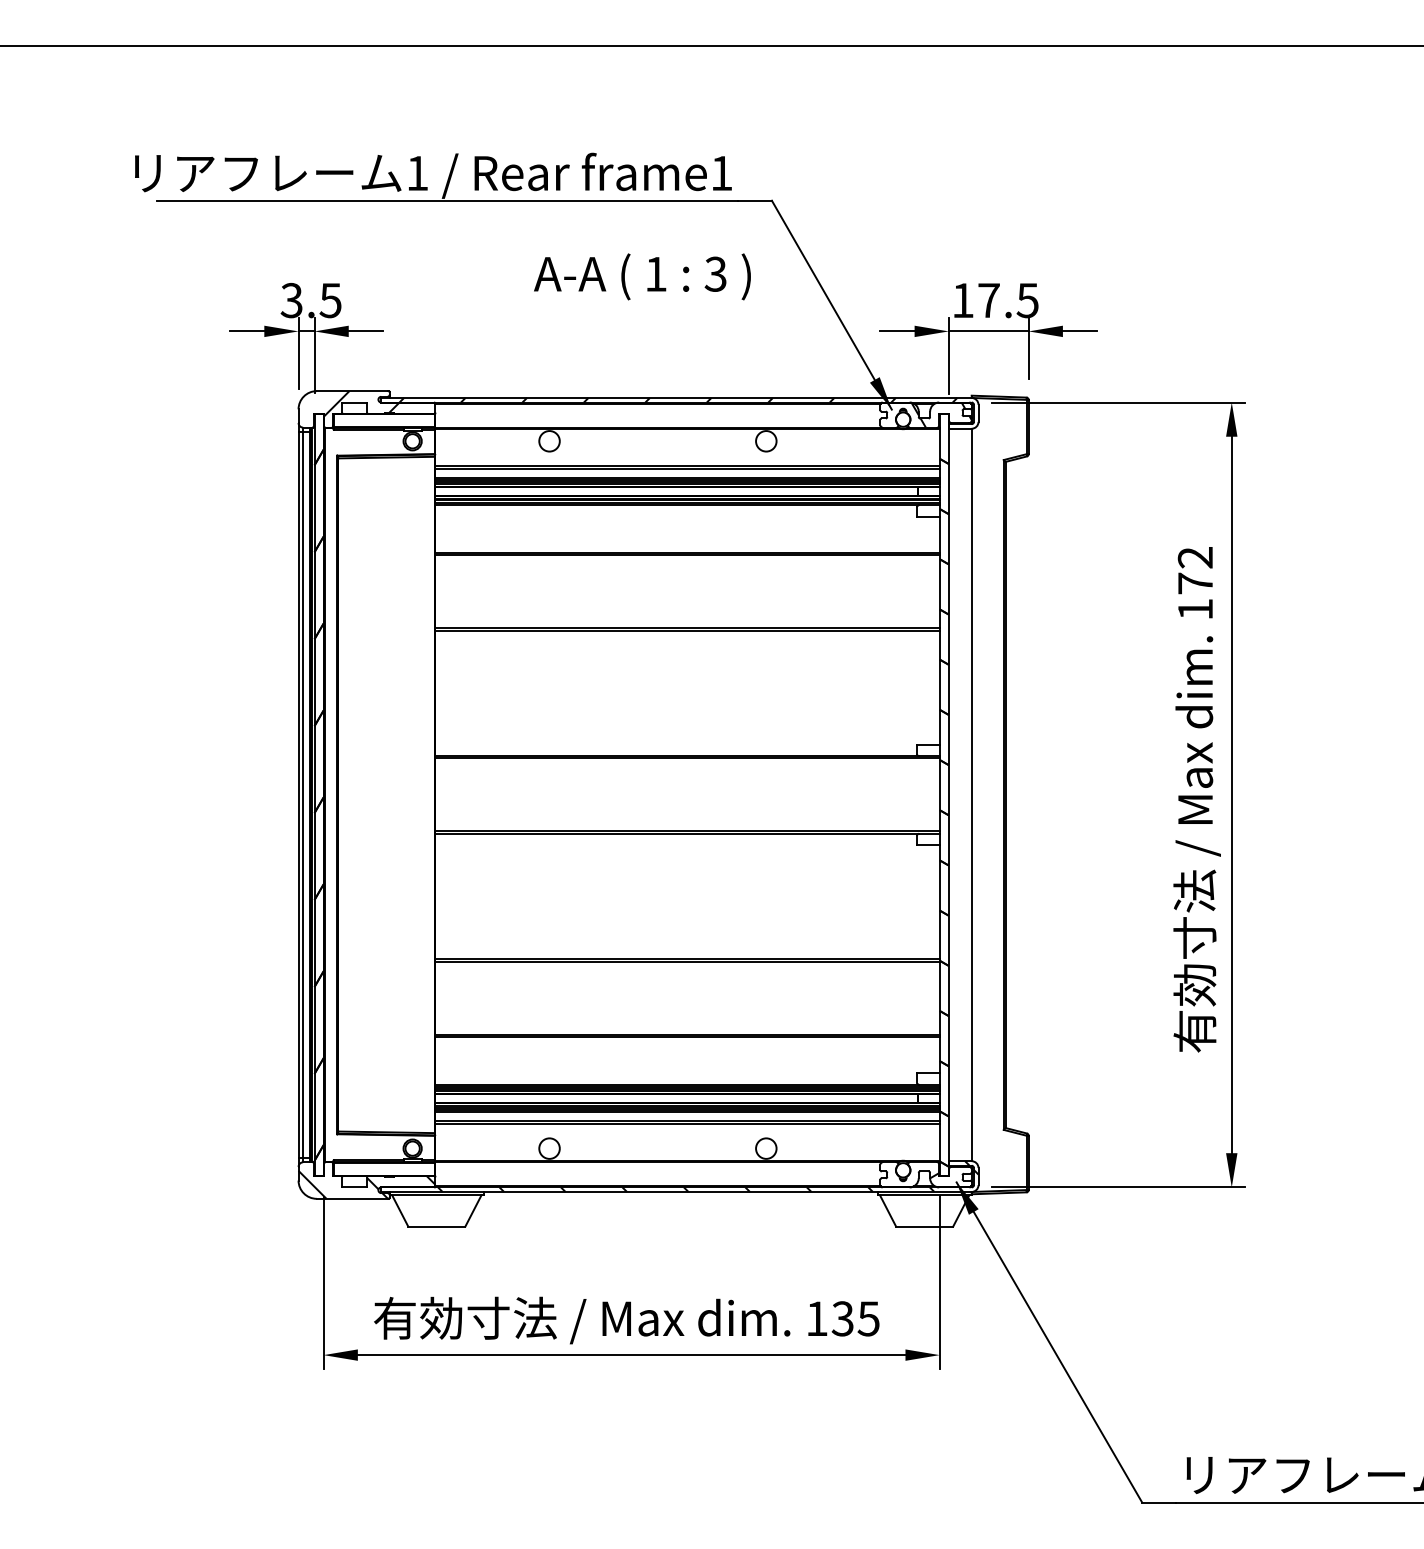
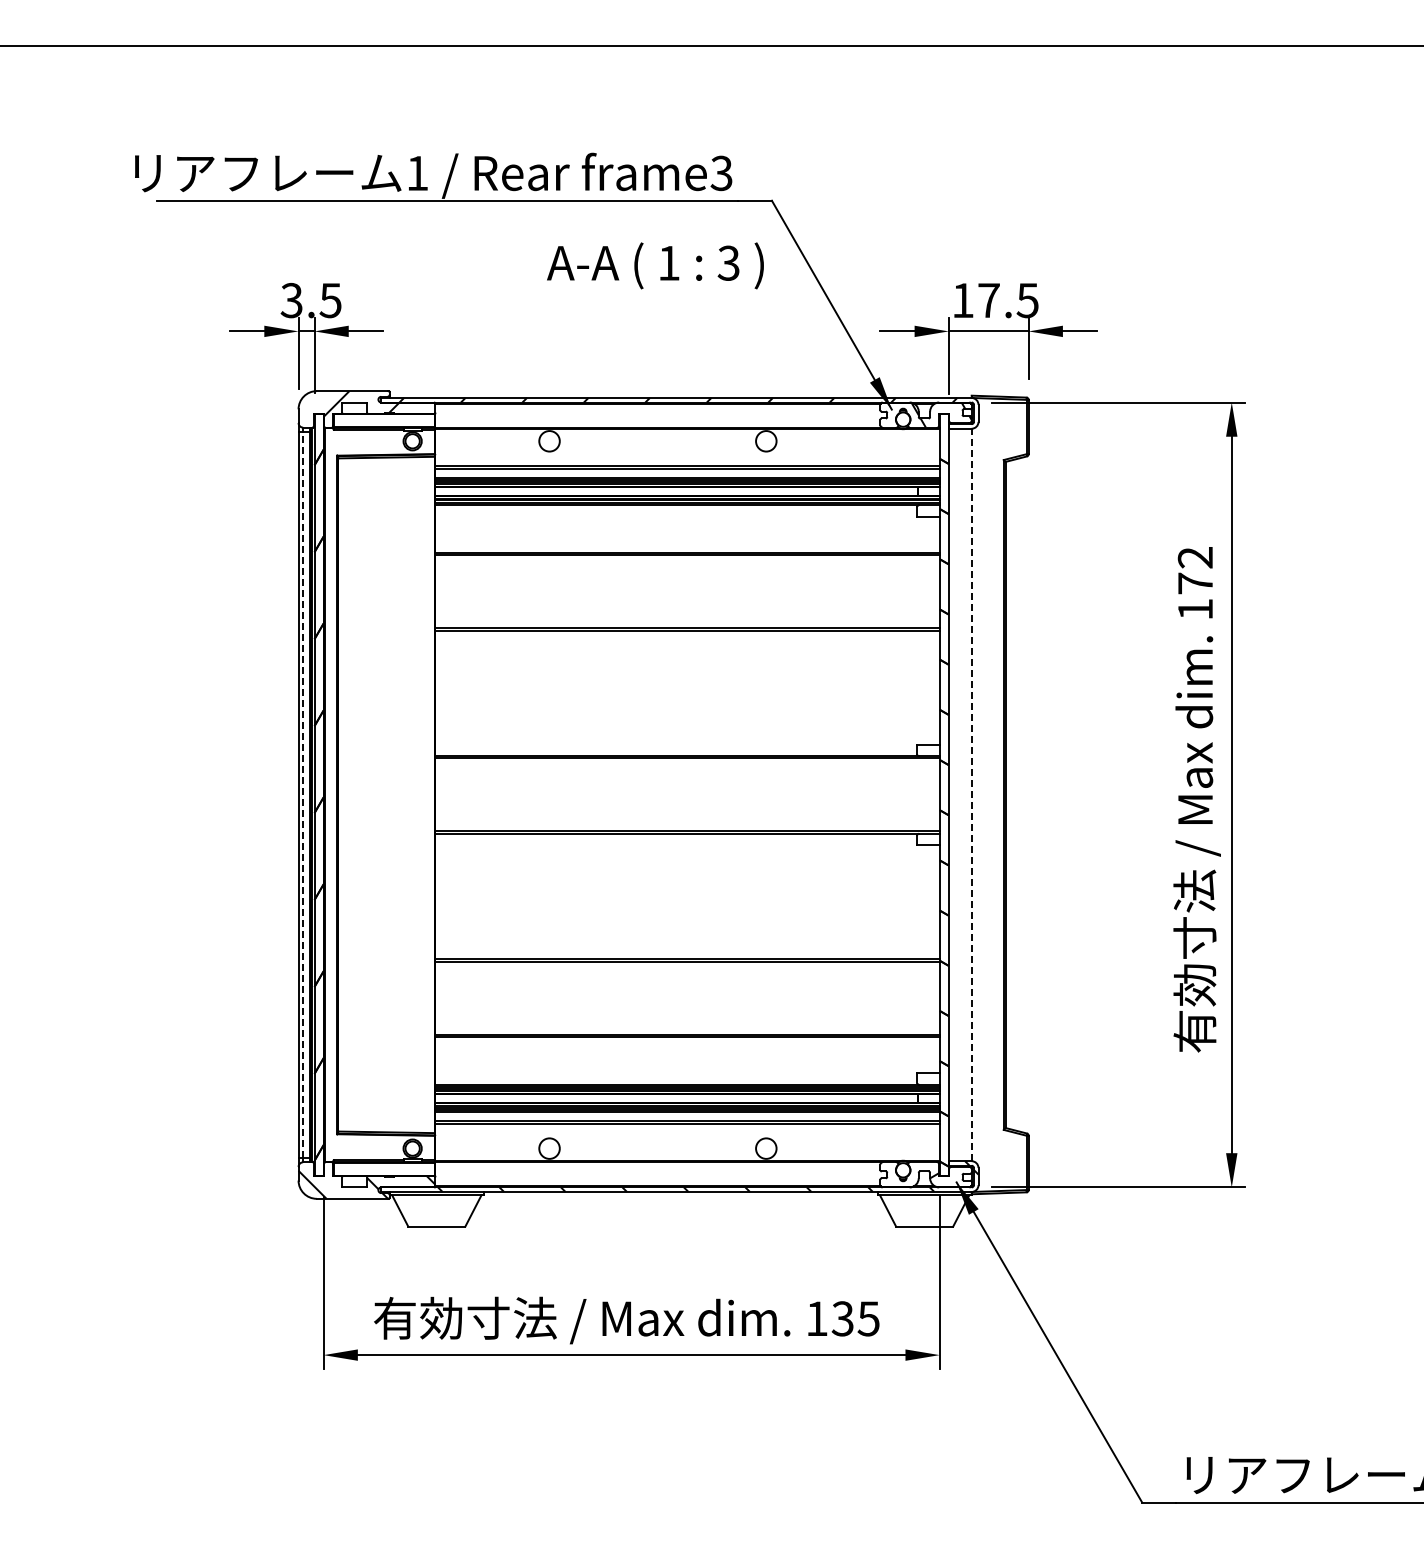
text: frame1 -> frame3 (721, 173)
text position: (642, 276) -> (655, 265) (655, 265)
line: solid -> dashed (303, 794)
line: solid -> dashed (971, 794)
